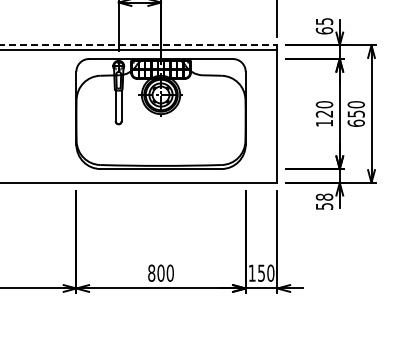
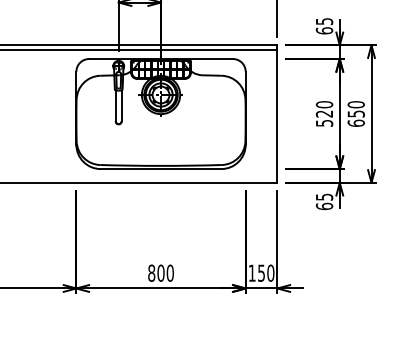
line: dashed -> solid (139, 45)
text: 120 -> 520 (324, 123)
text: 58 -> 65 (324, 201)
